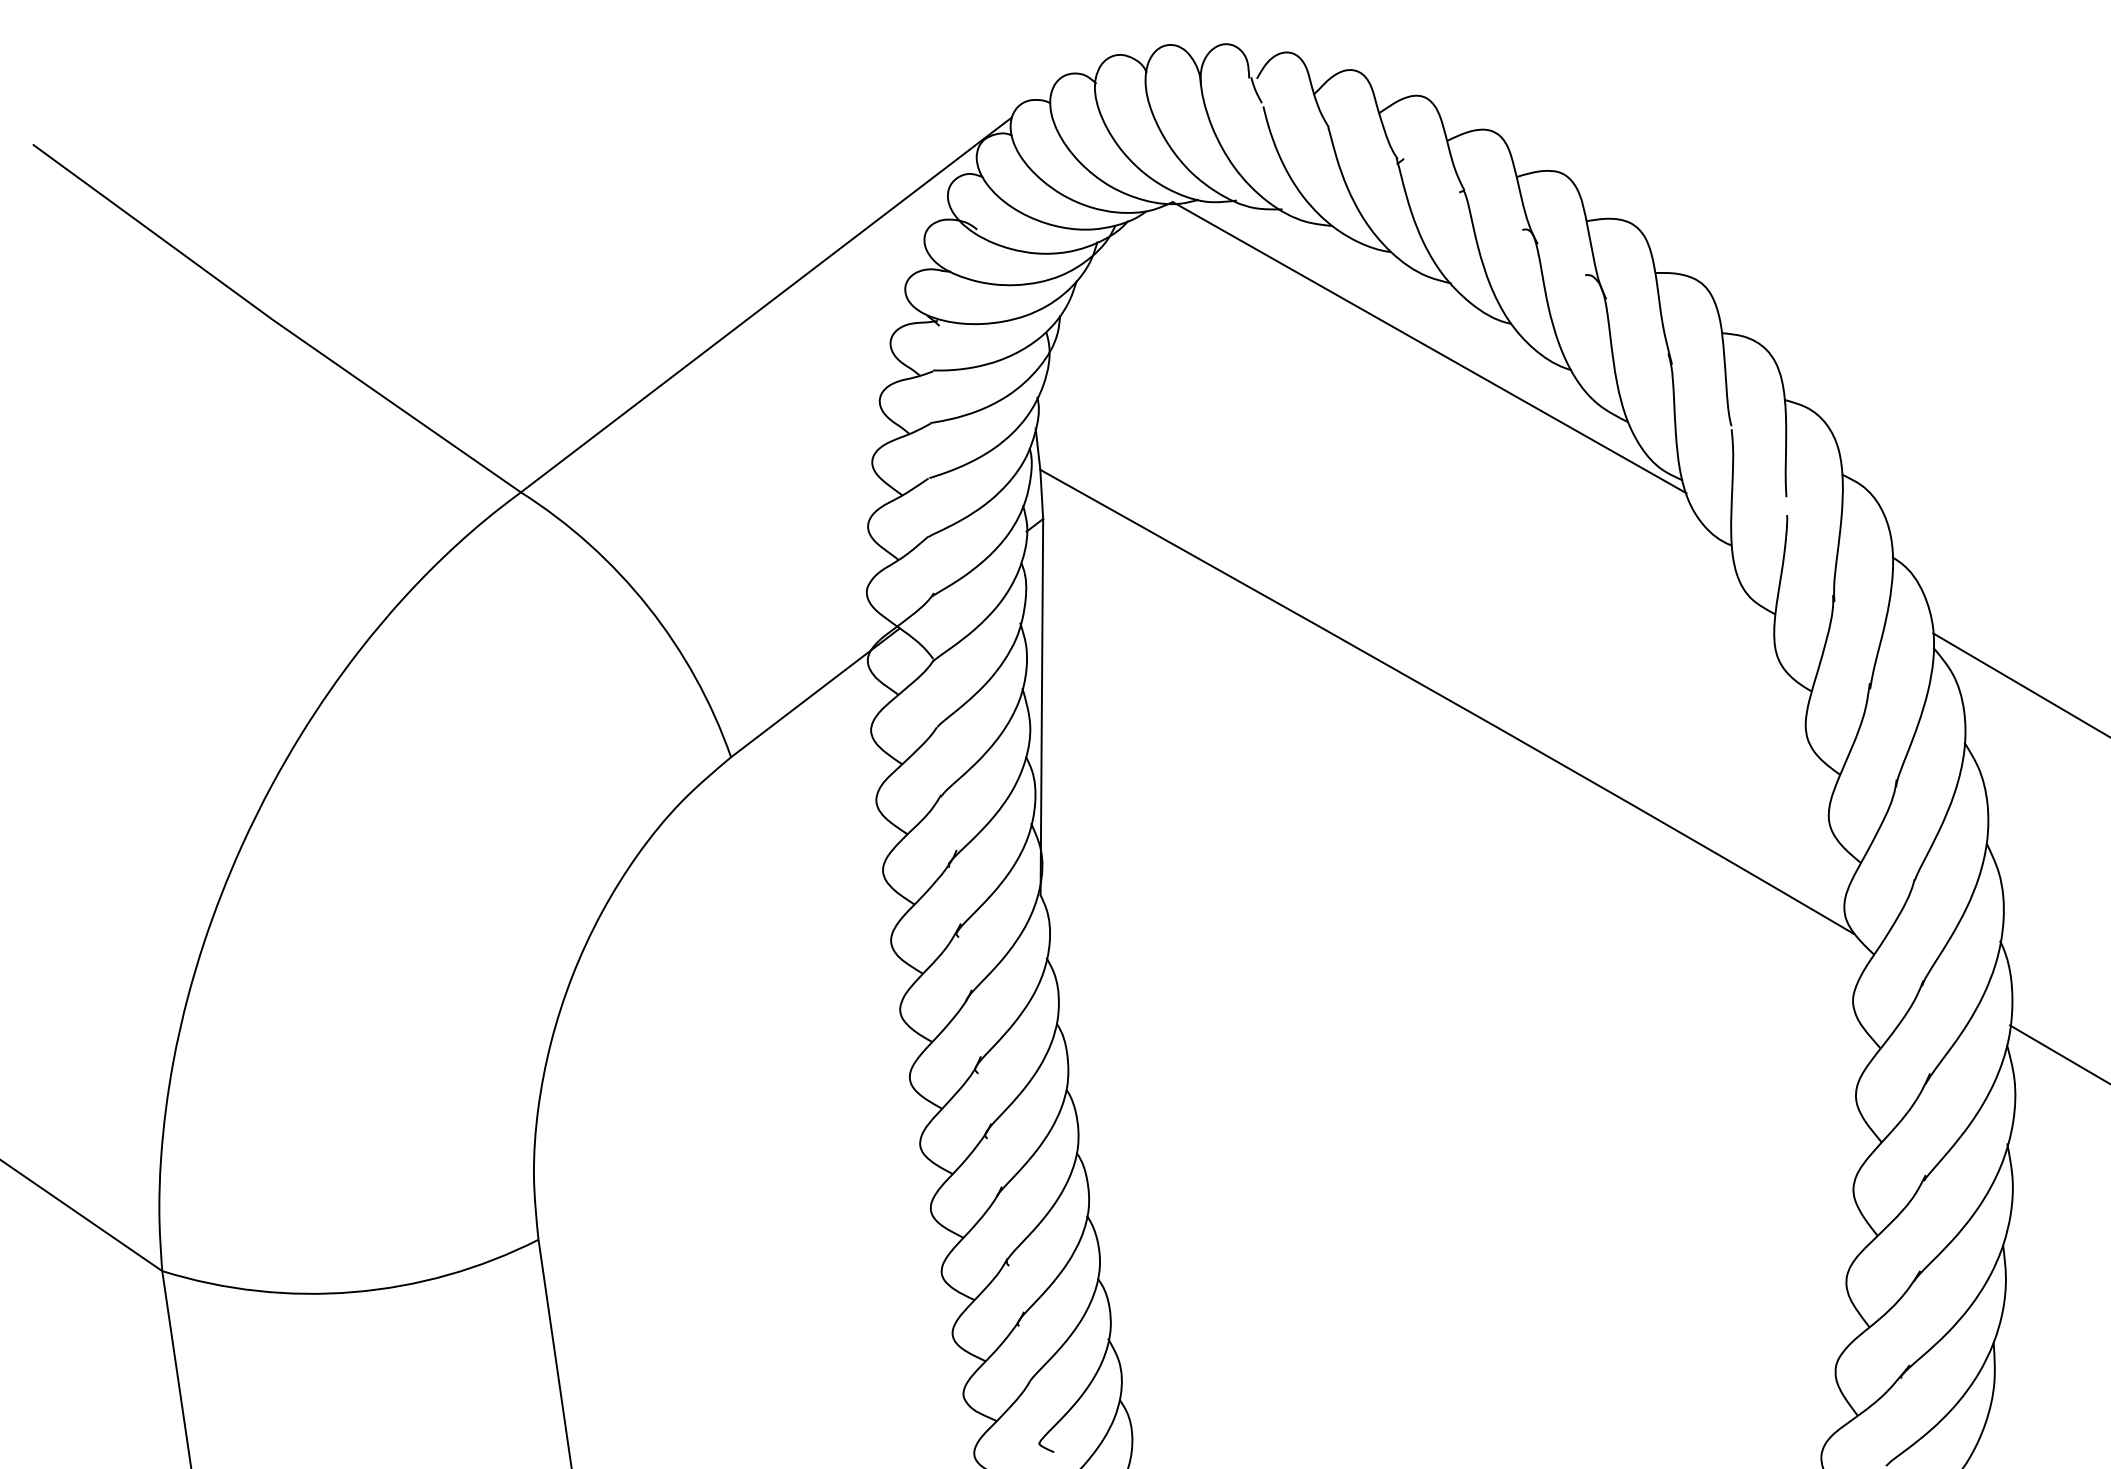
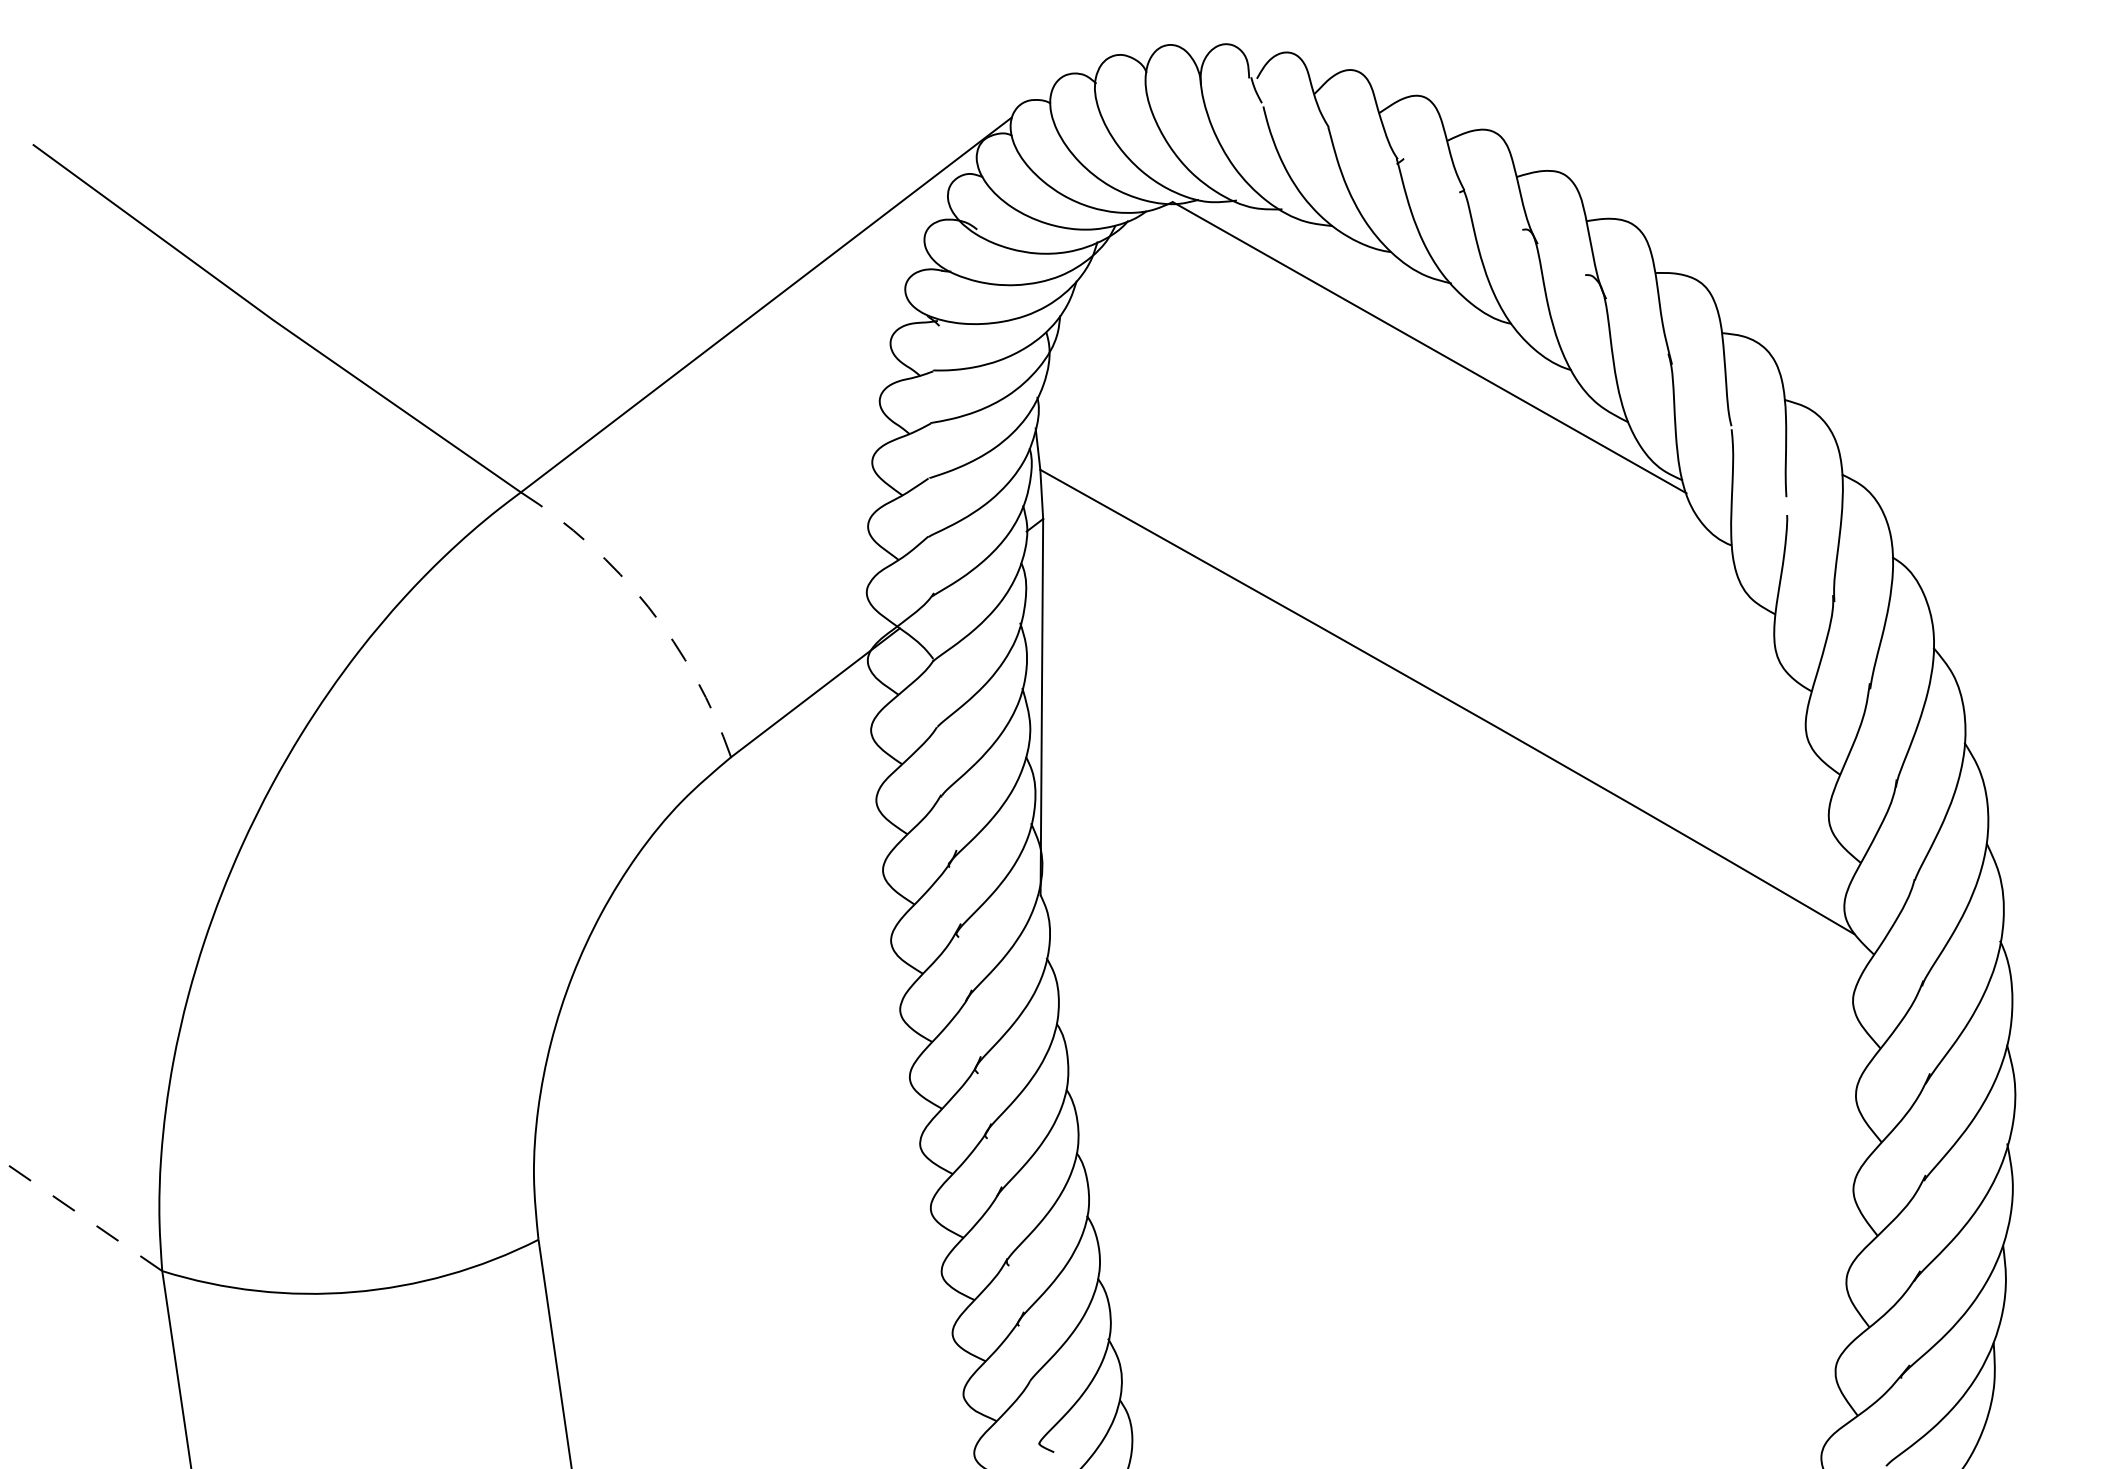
arc: solid -> dashed (648, 607)
line: present -> none (2020, 684)
line: present -> none (2058, 1053)
line: solid -> dashed (80, 1215)
